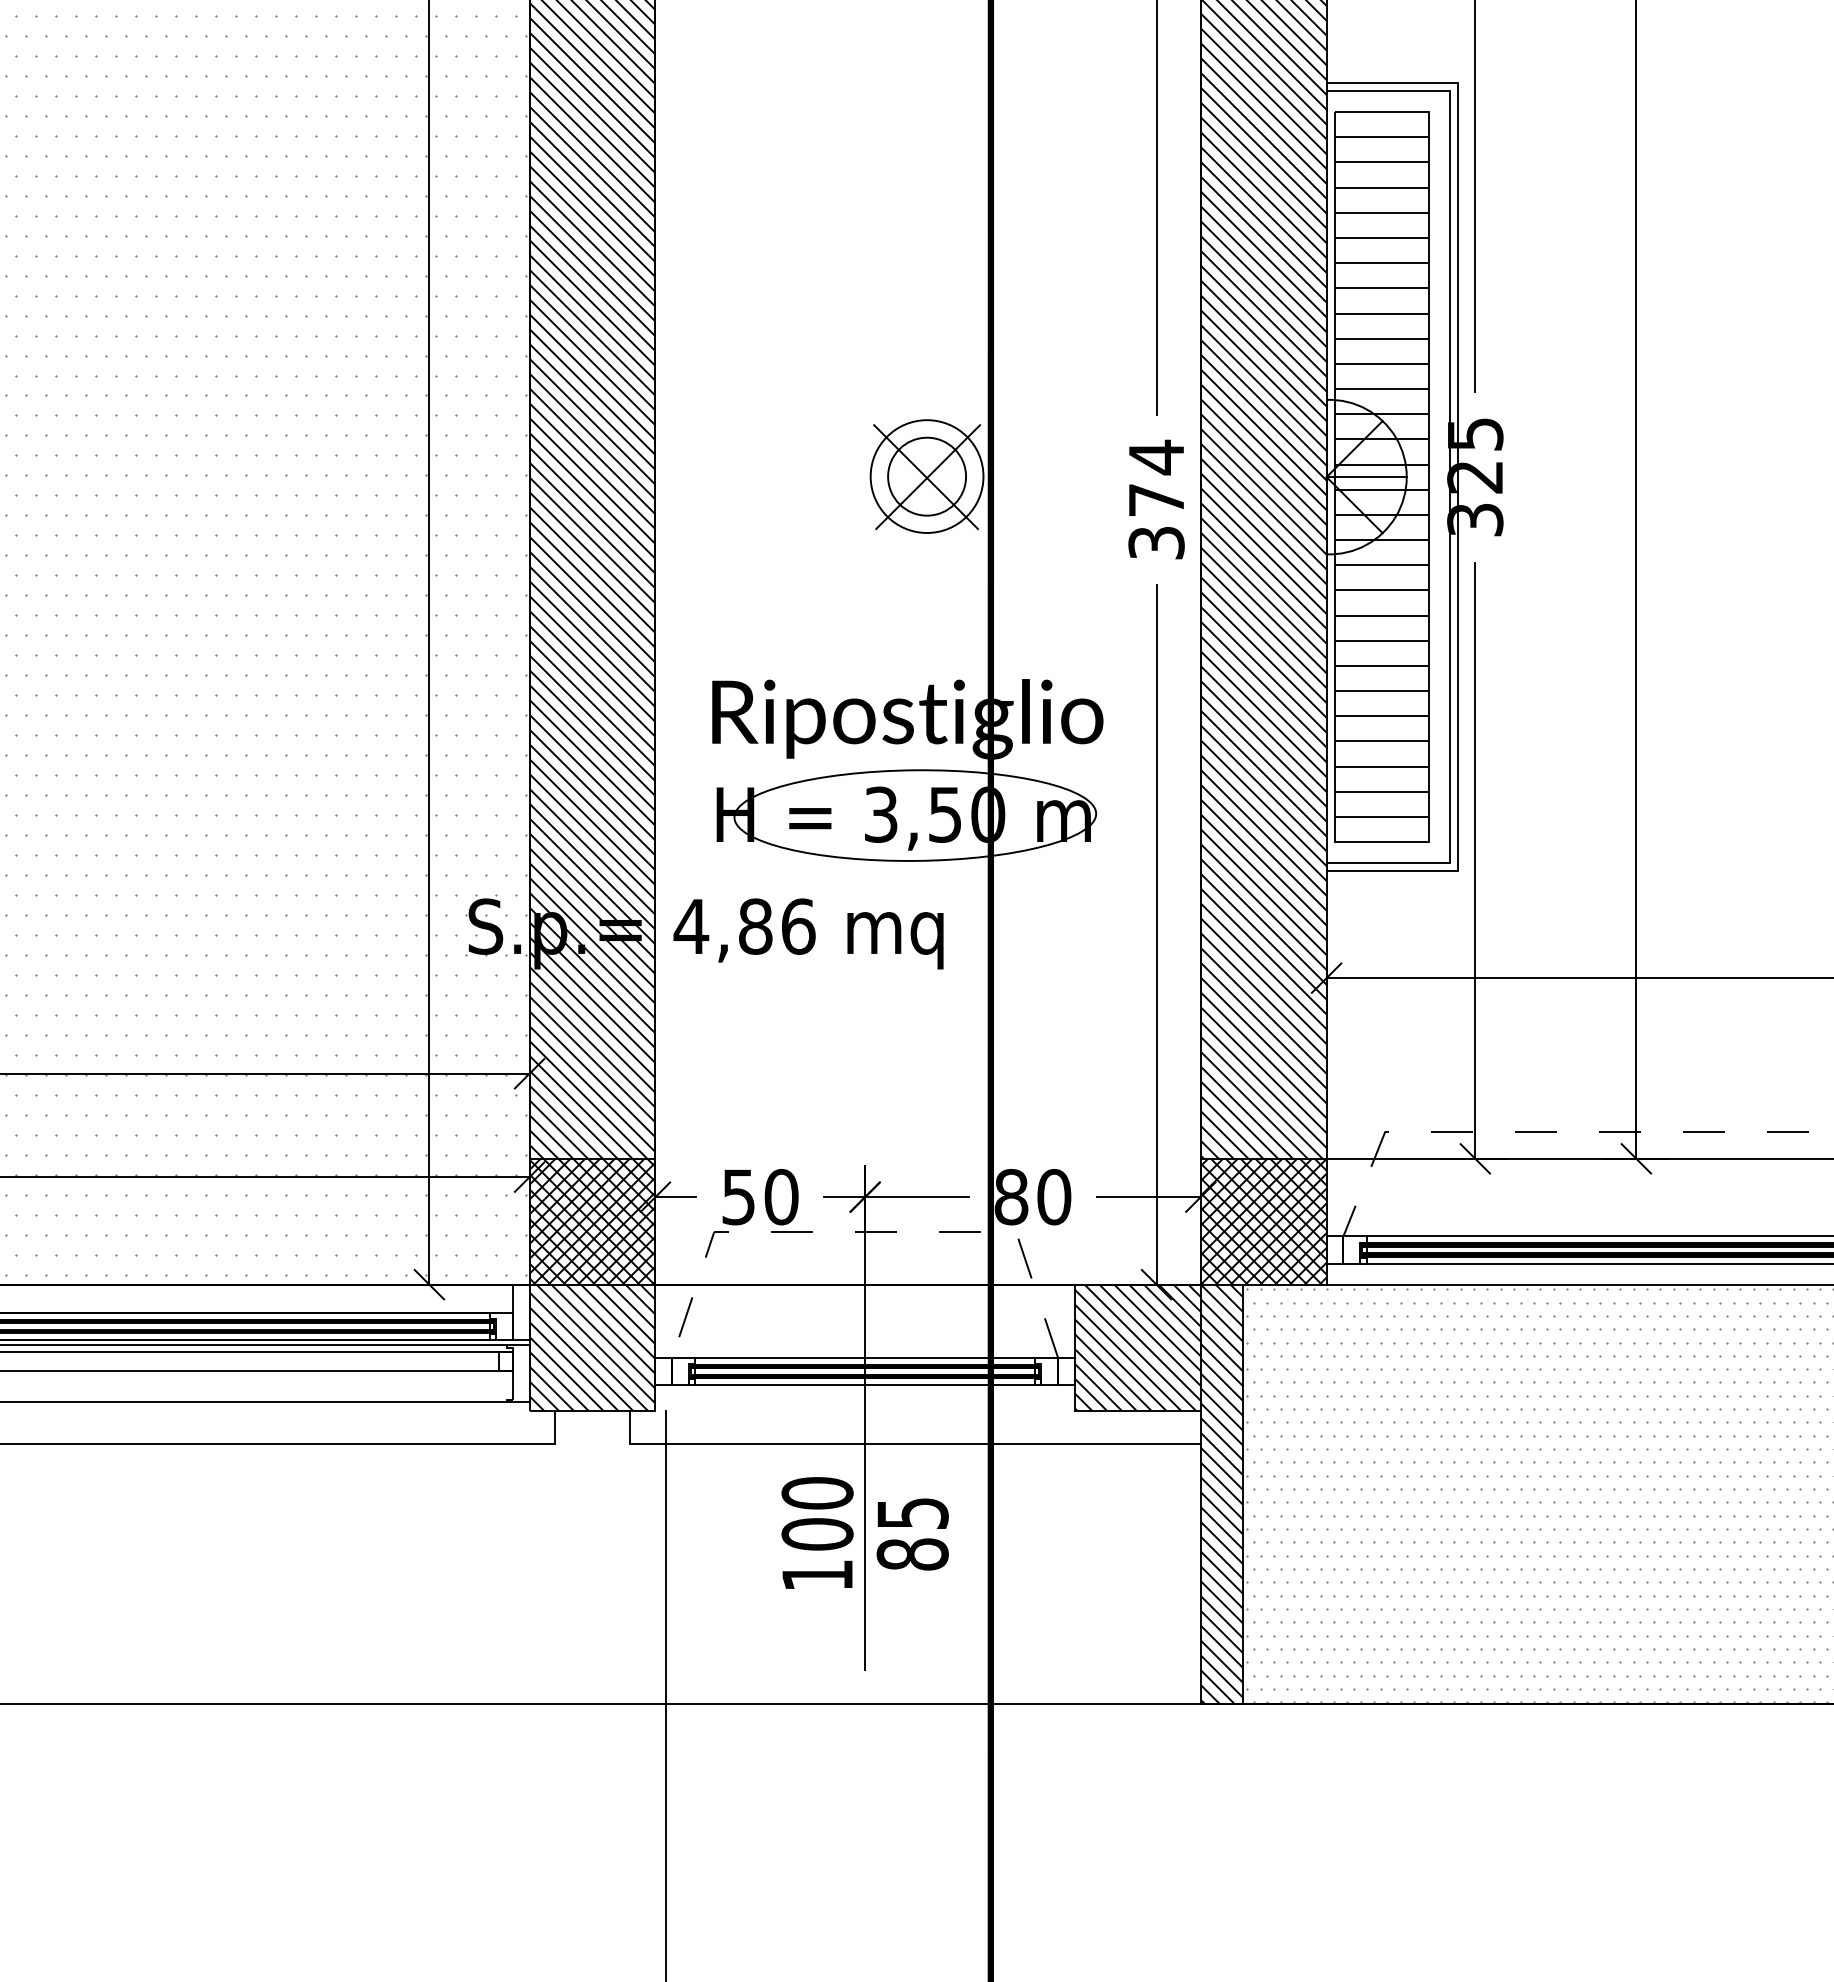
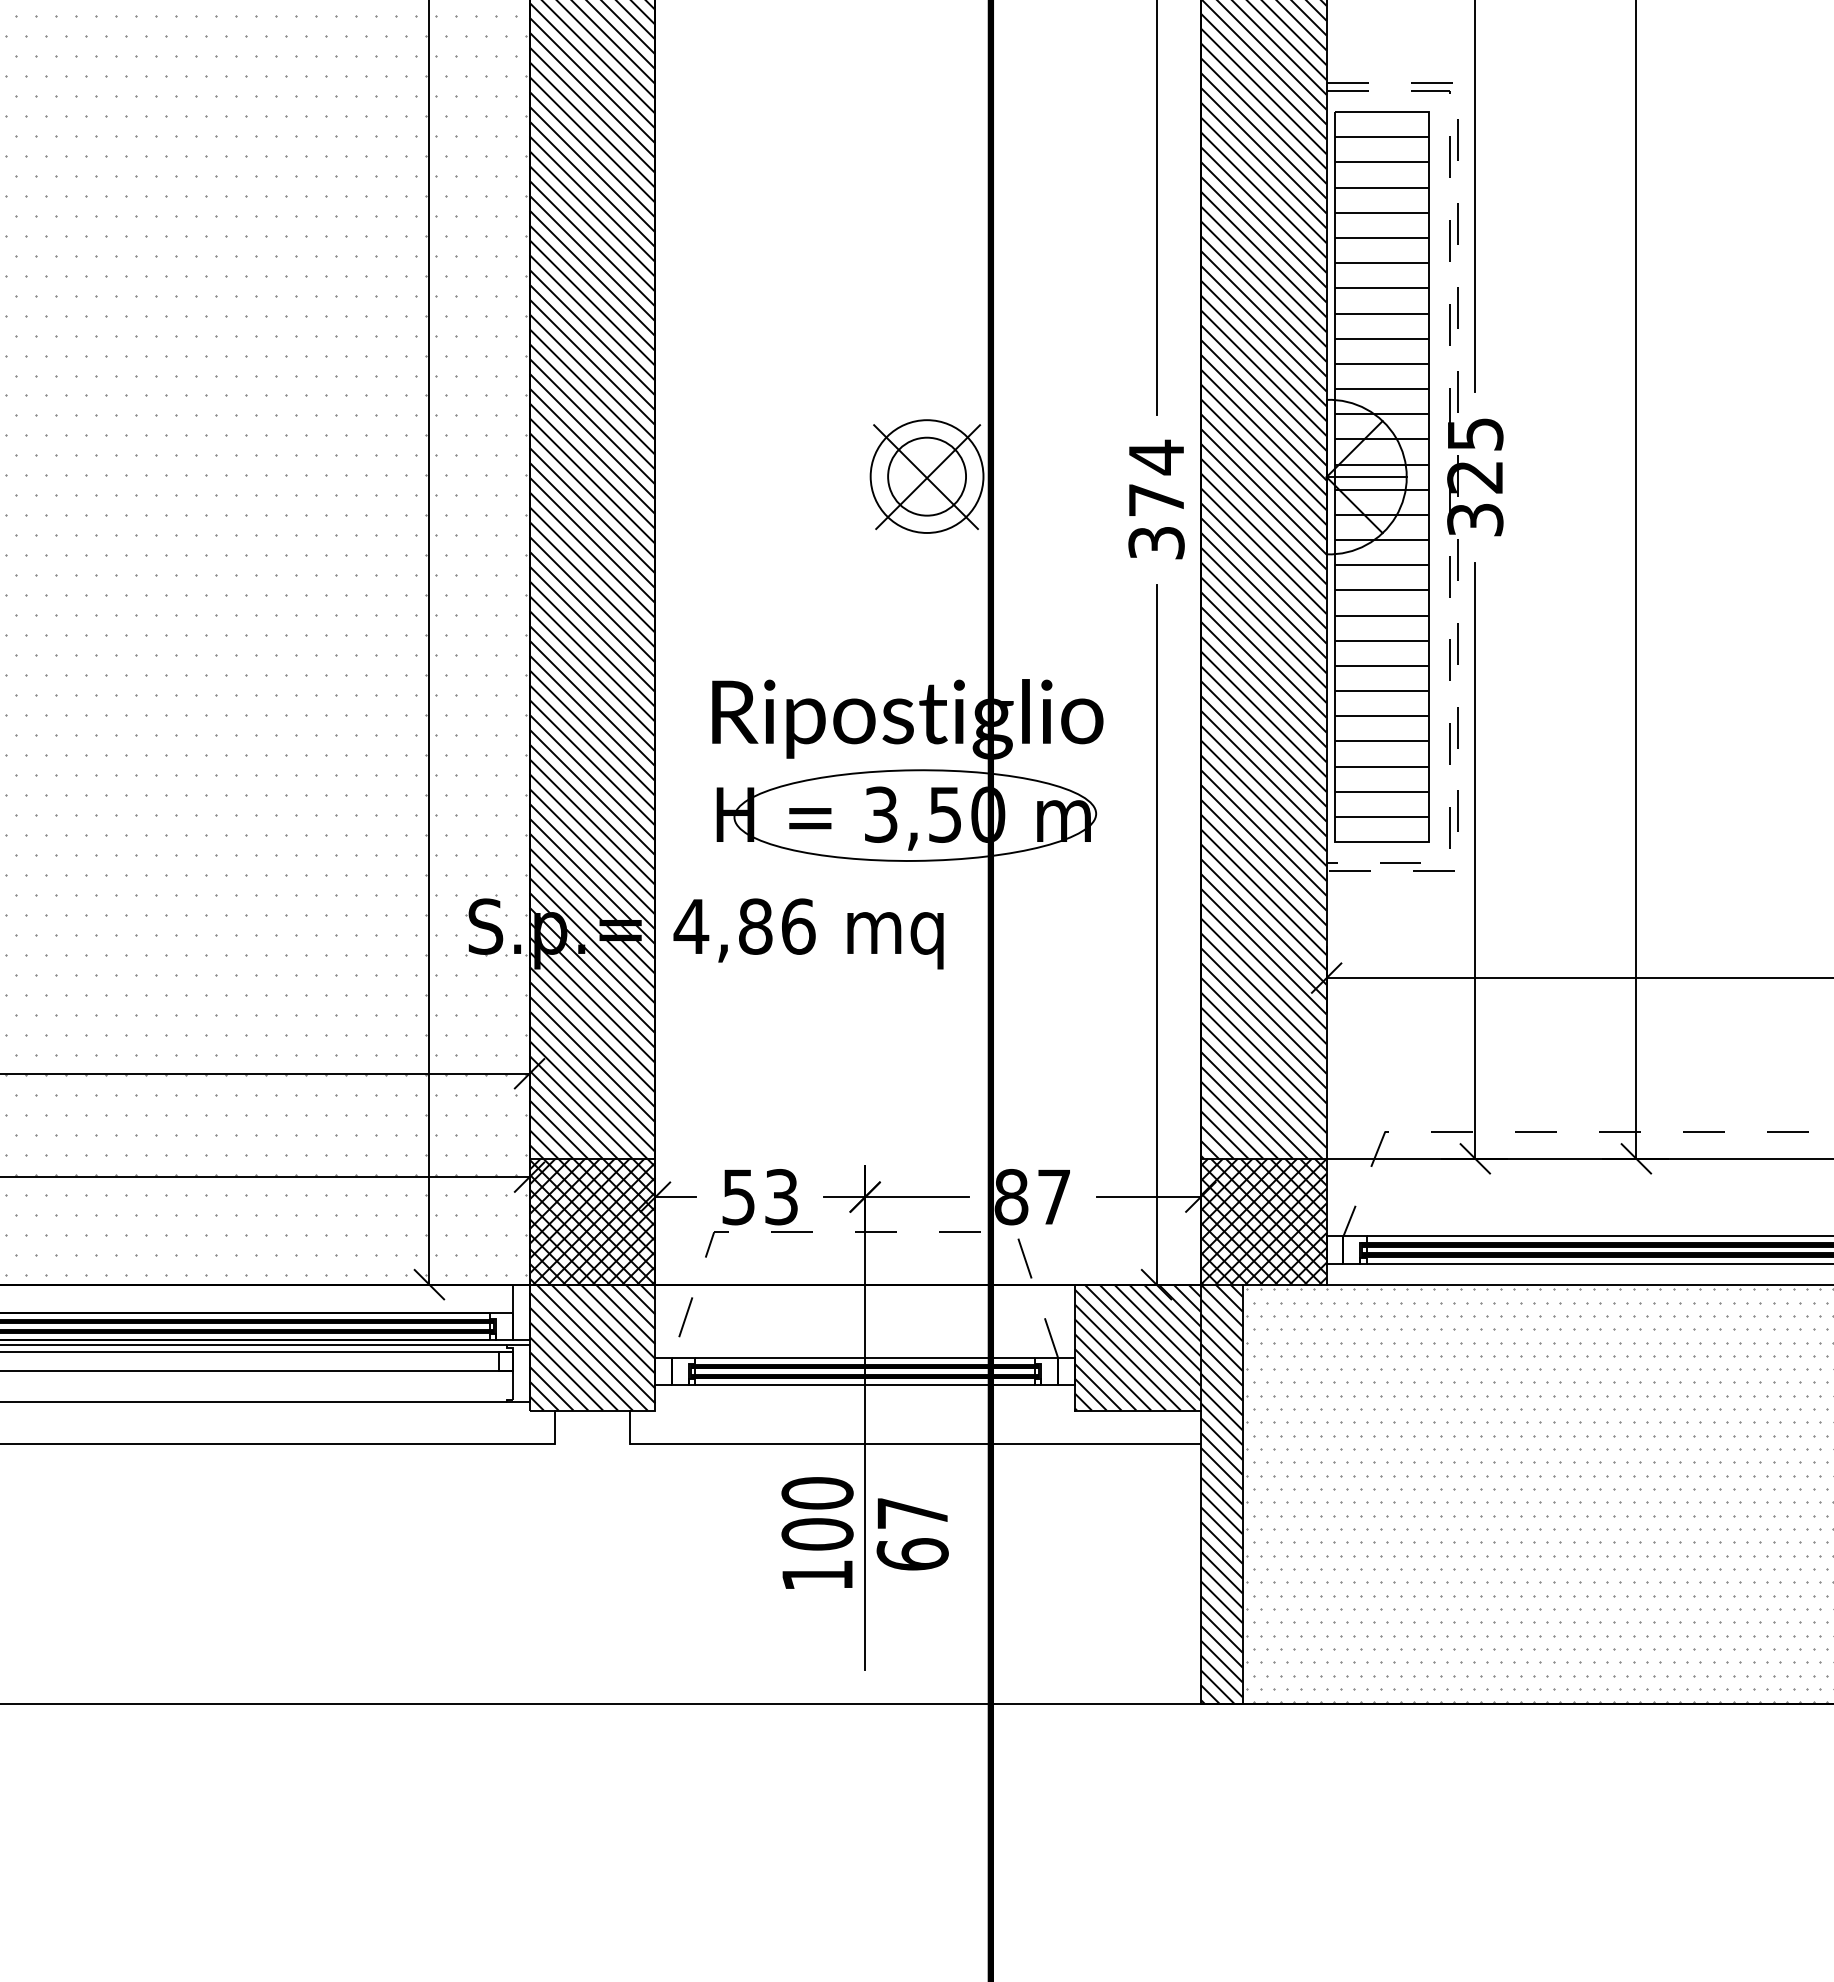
line: solid -> dashed (1449, 477)
line: solid -> dashed (1457, 477)
text: 50 -> 53 (781, 1197)
text: 80 -> 87 (1054, 1197)
text: 85 -> 67 (912, 1534)
line: present -> none (665, 1694)
